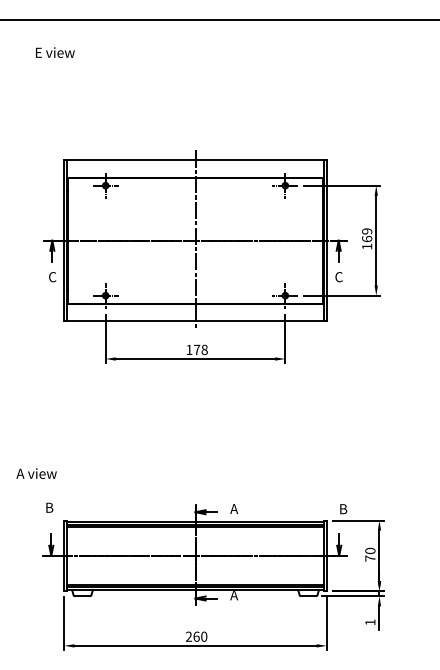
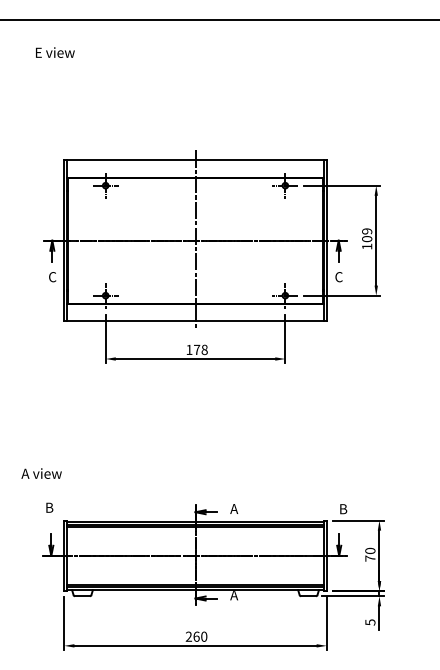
text: 169 -> 109 (366, 238)
text position: (36, 473) -> (41, 473) (41, 473)
text: 1 -> 5 (370, 622)
